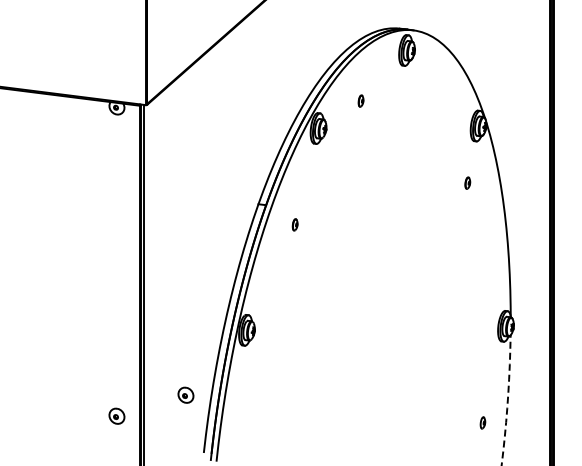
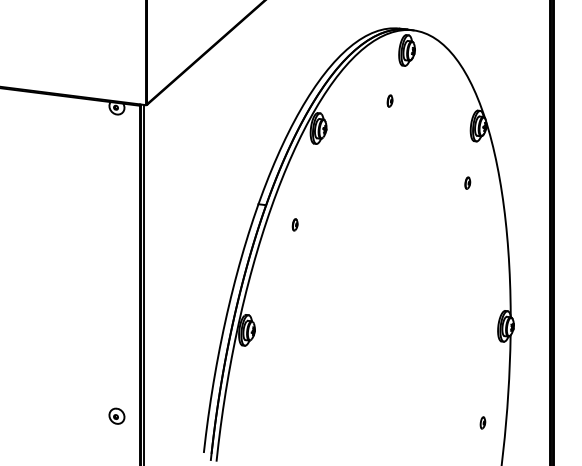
part position: (360, 100) -> (389, 100) (389, 100)
part: present -> none (185, 394)
arc: dashed -> solid (507, 400)
